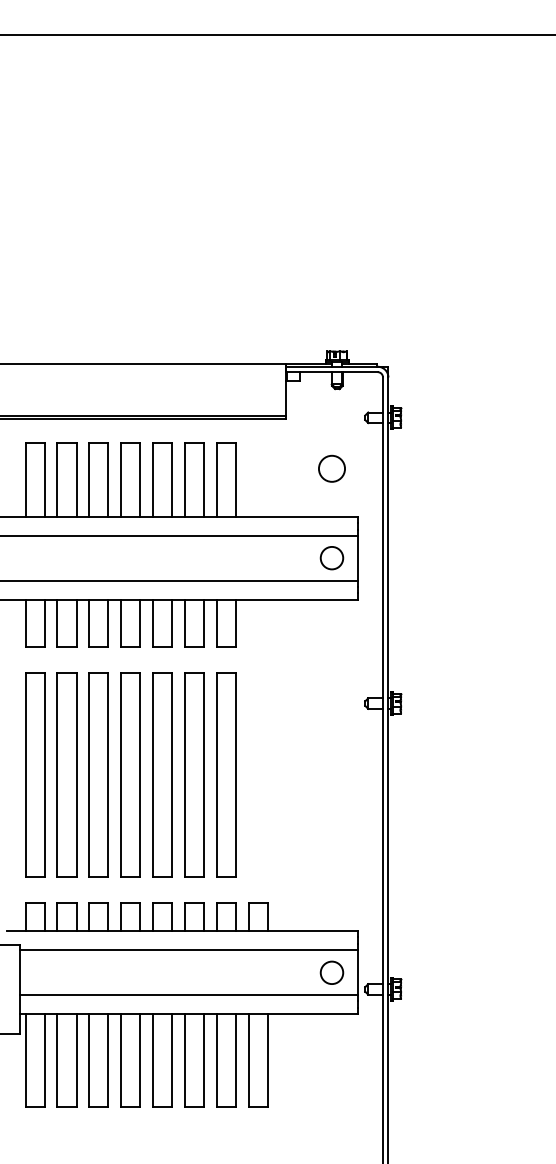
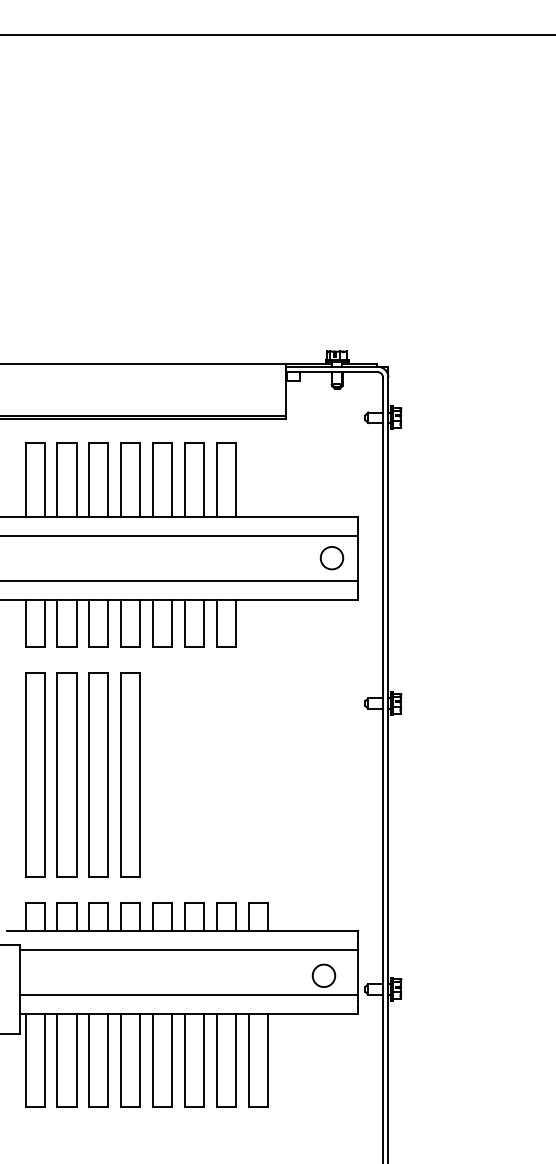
circle: present -> none (331, 468)
part: present -> none (162, 774)
part: present -> none (194, 774)
part: present -> none (226, 774)
circle position: (331, 972) -> (323, 975) (323, 975)
